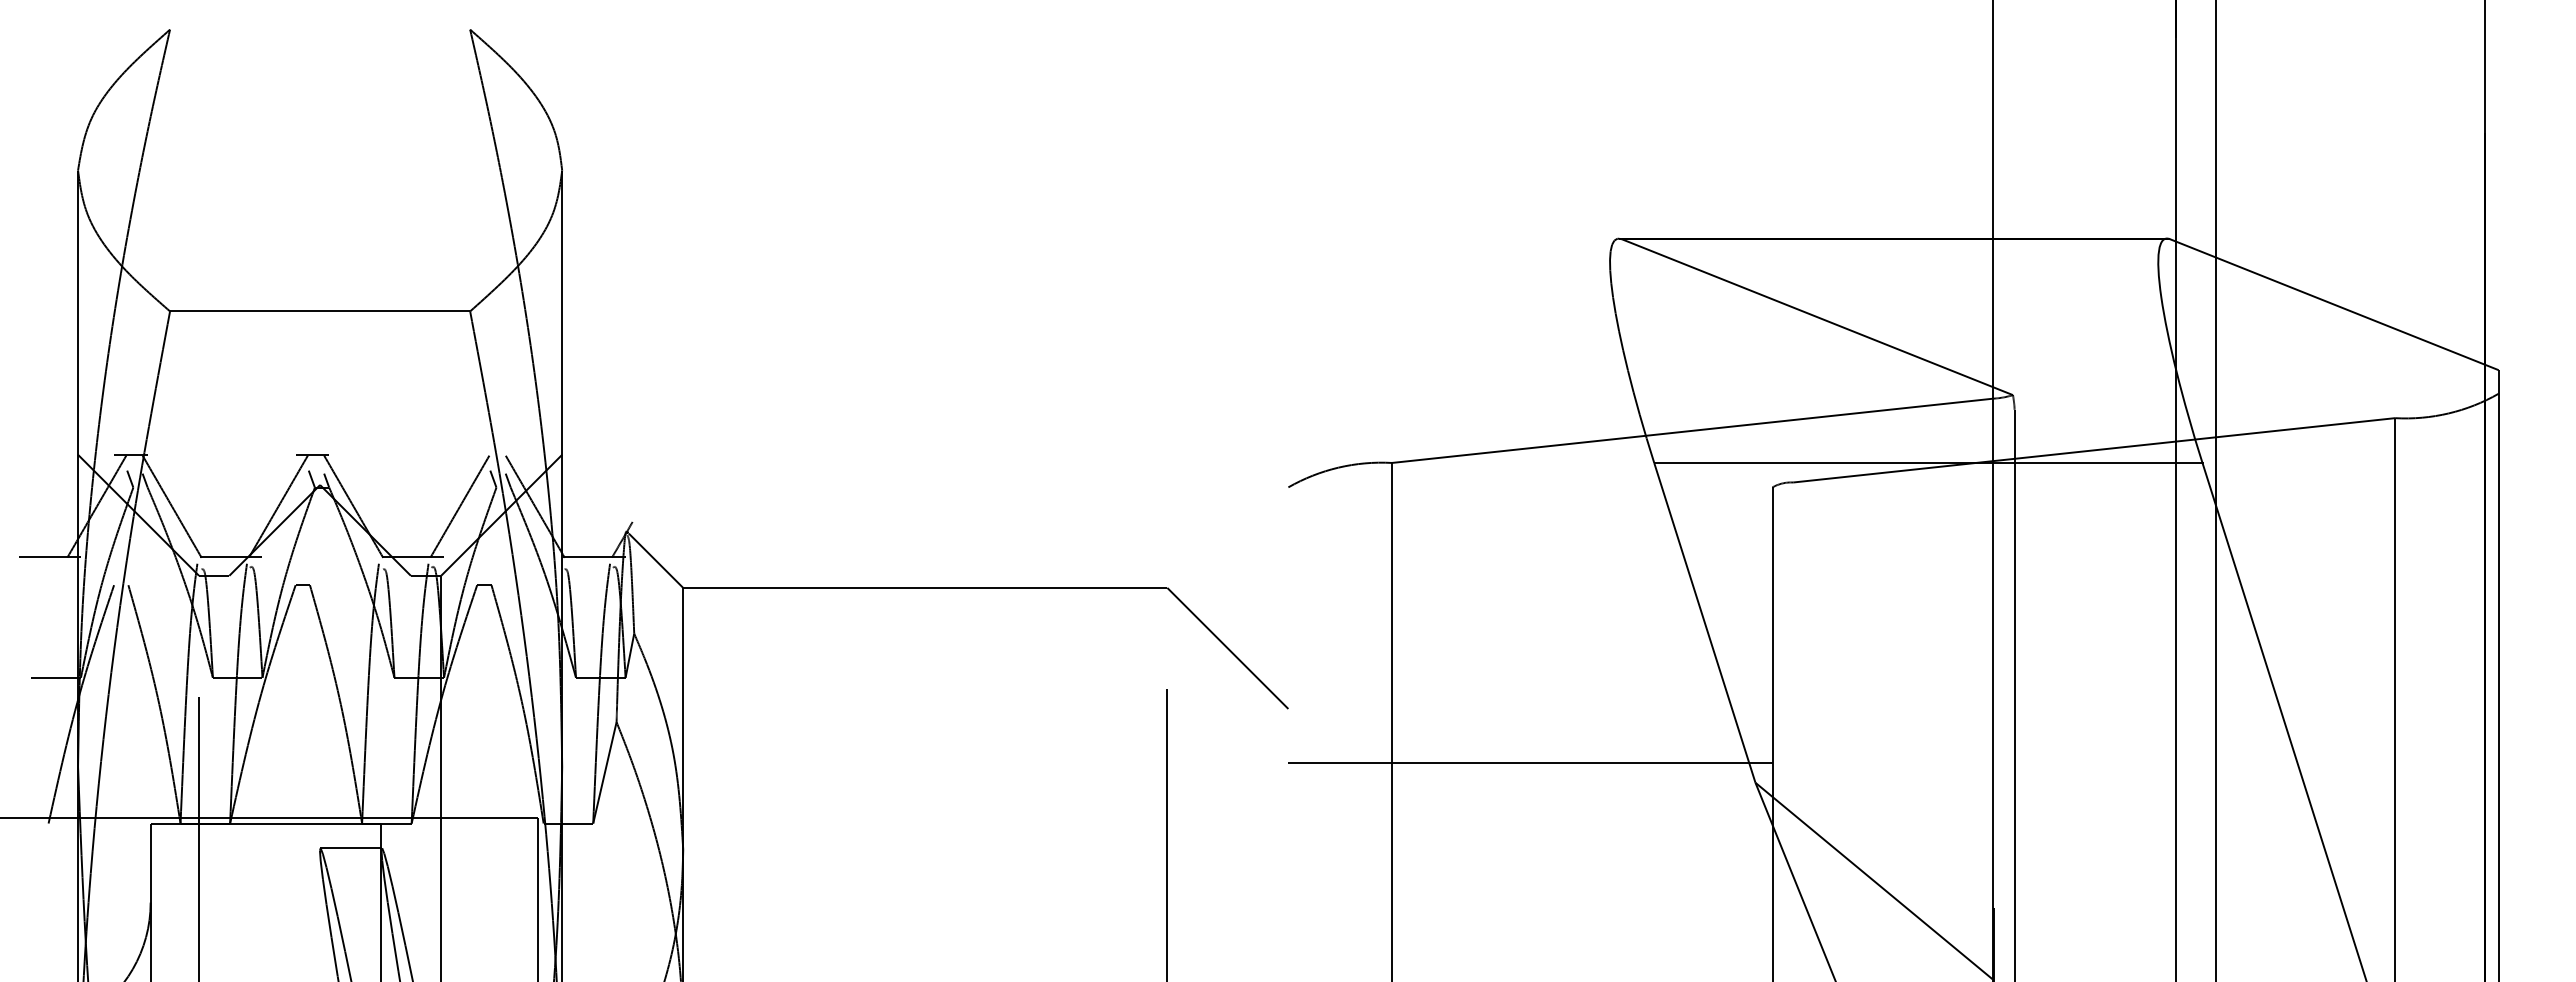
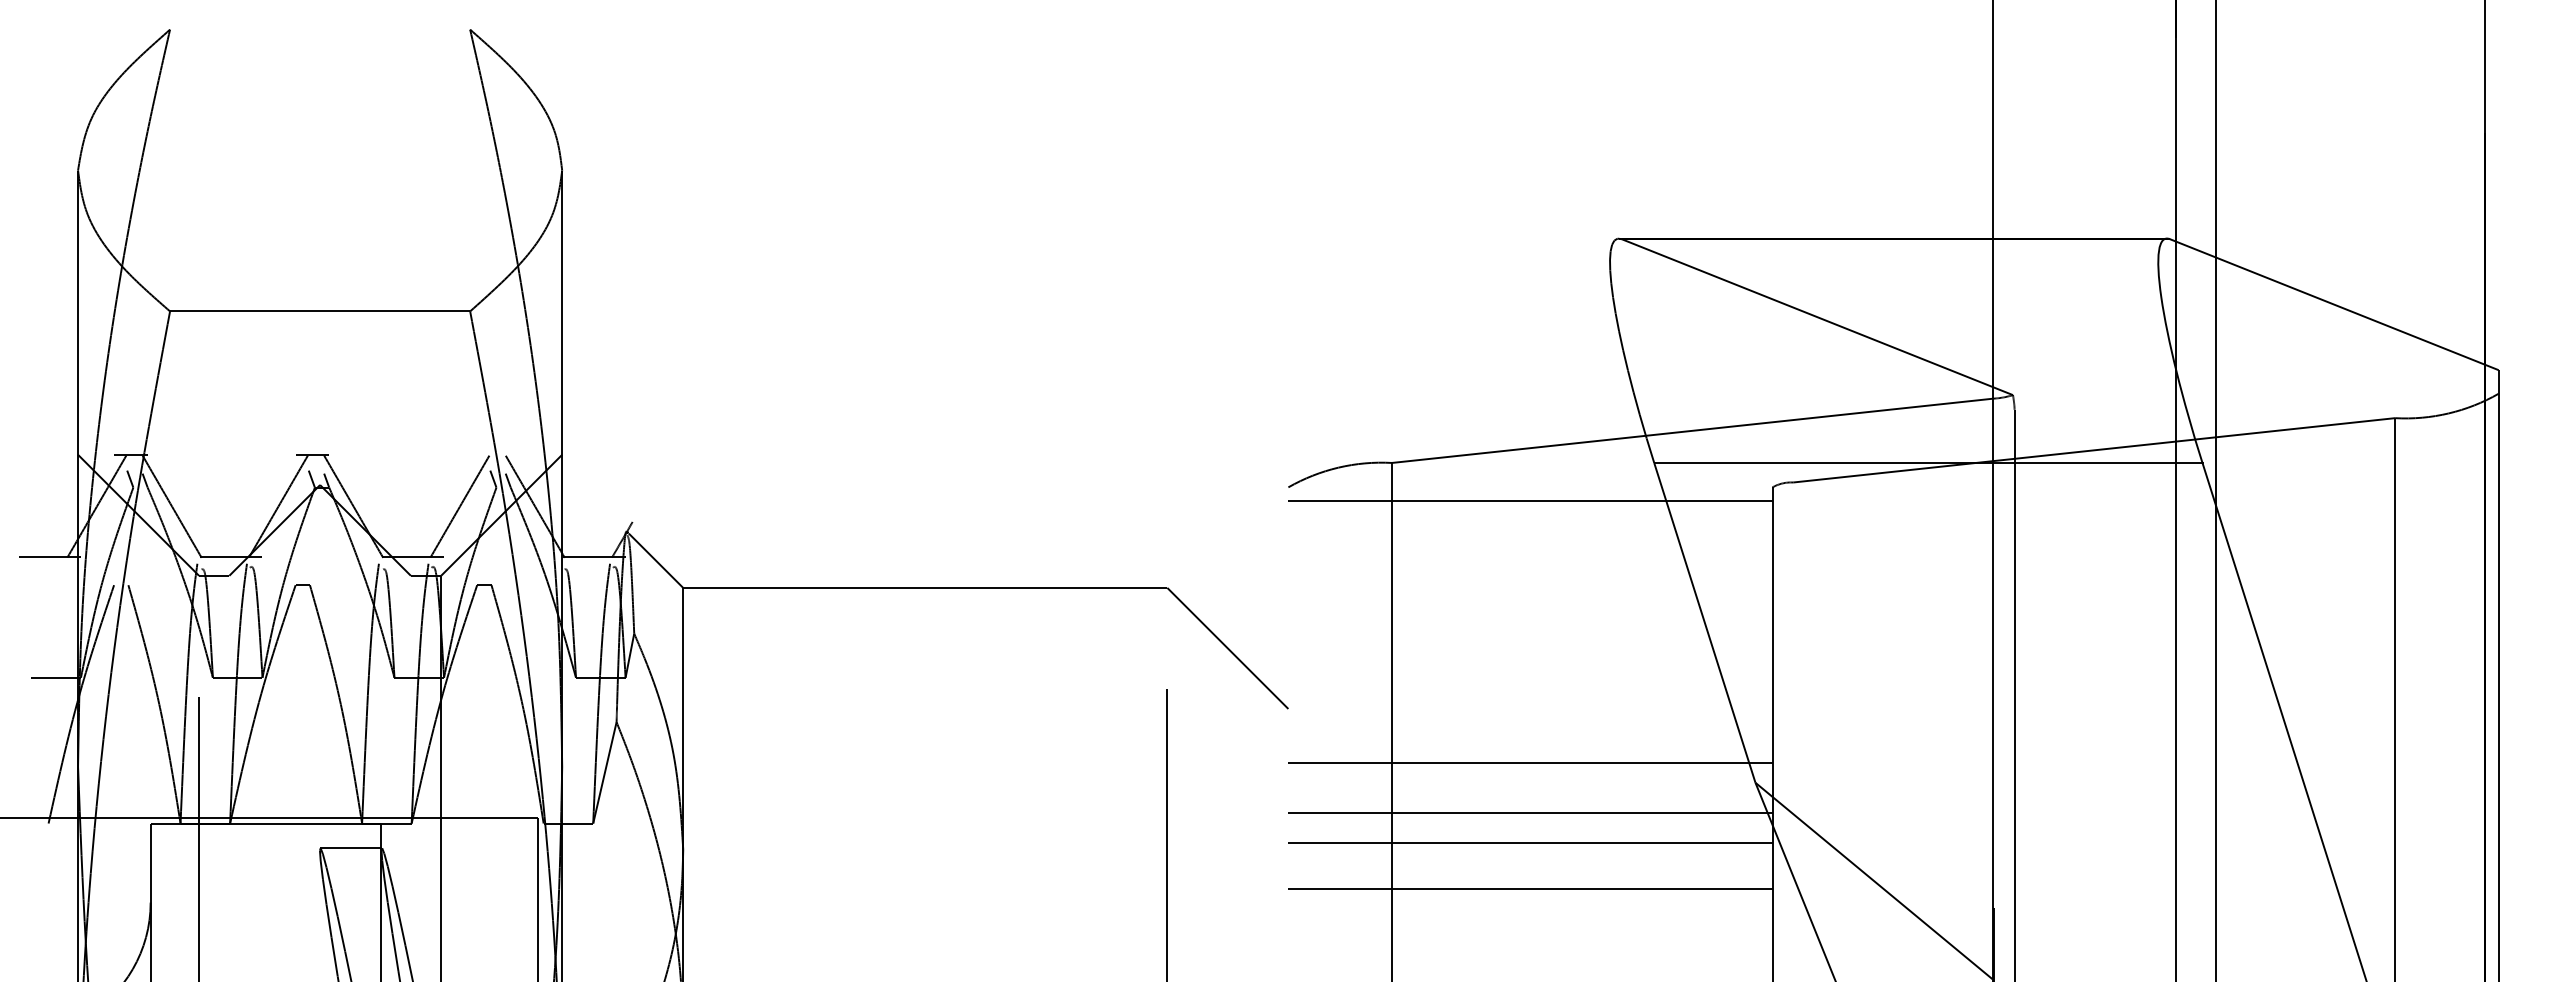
line: none -> present (1530, 501)
line: none -> present (1530, 812)
line: none -> present (1530, 842)
line: none -> present (1530, 889)
